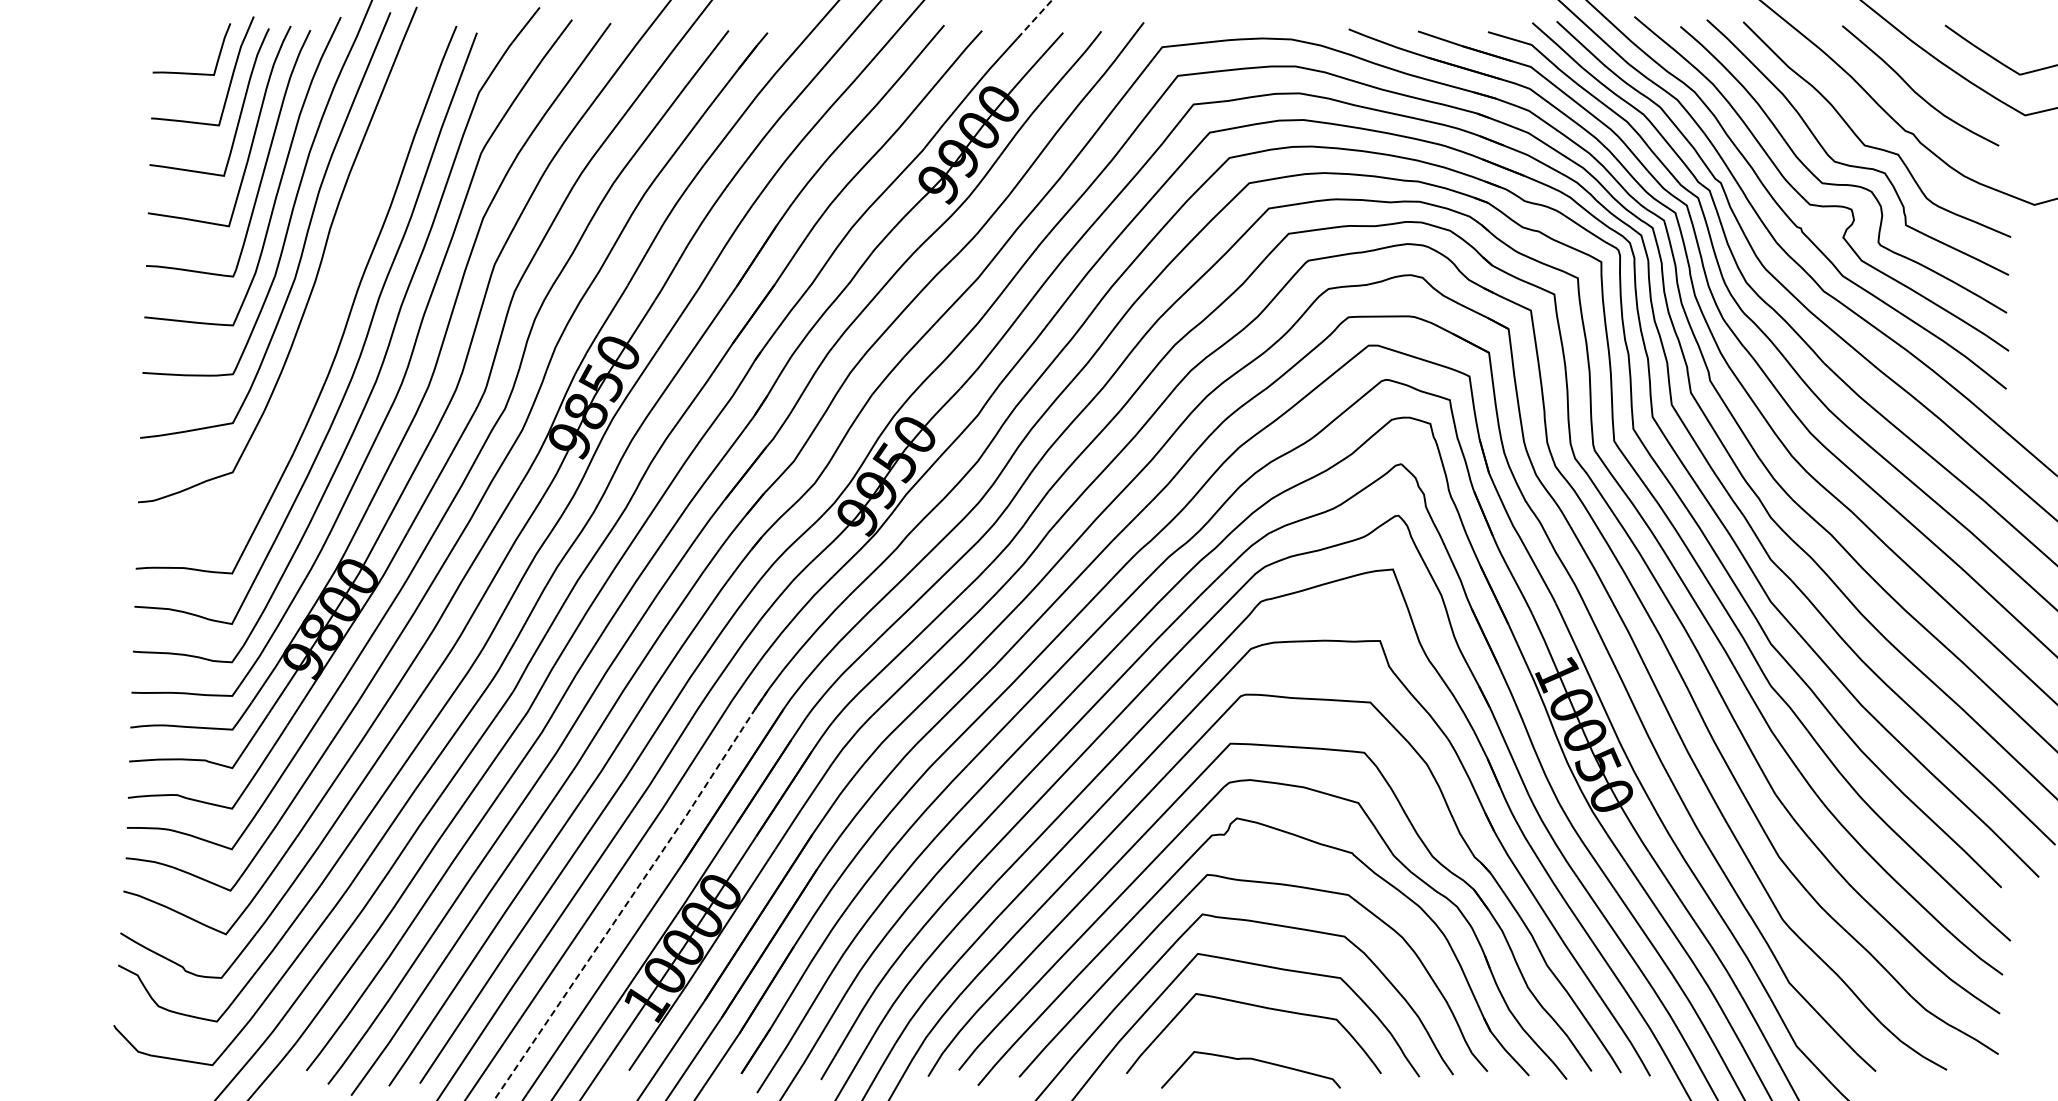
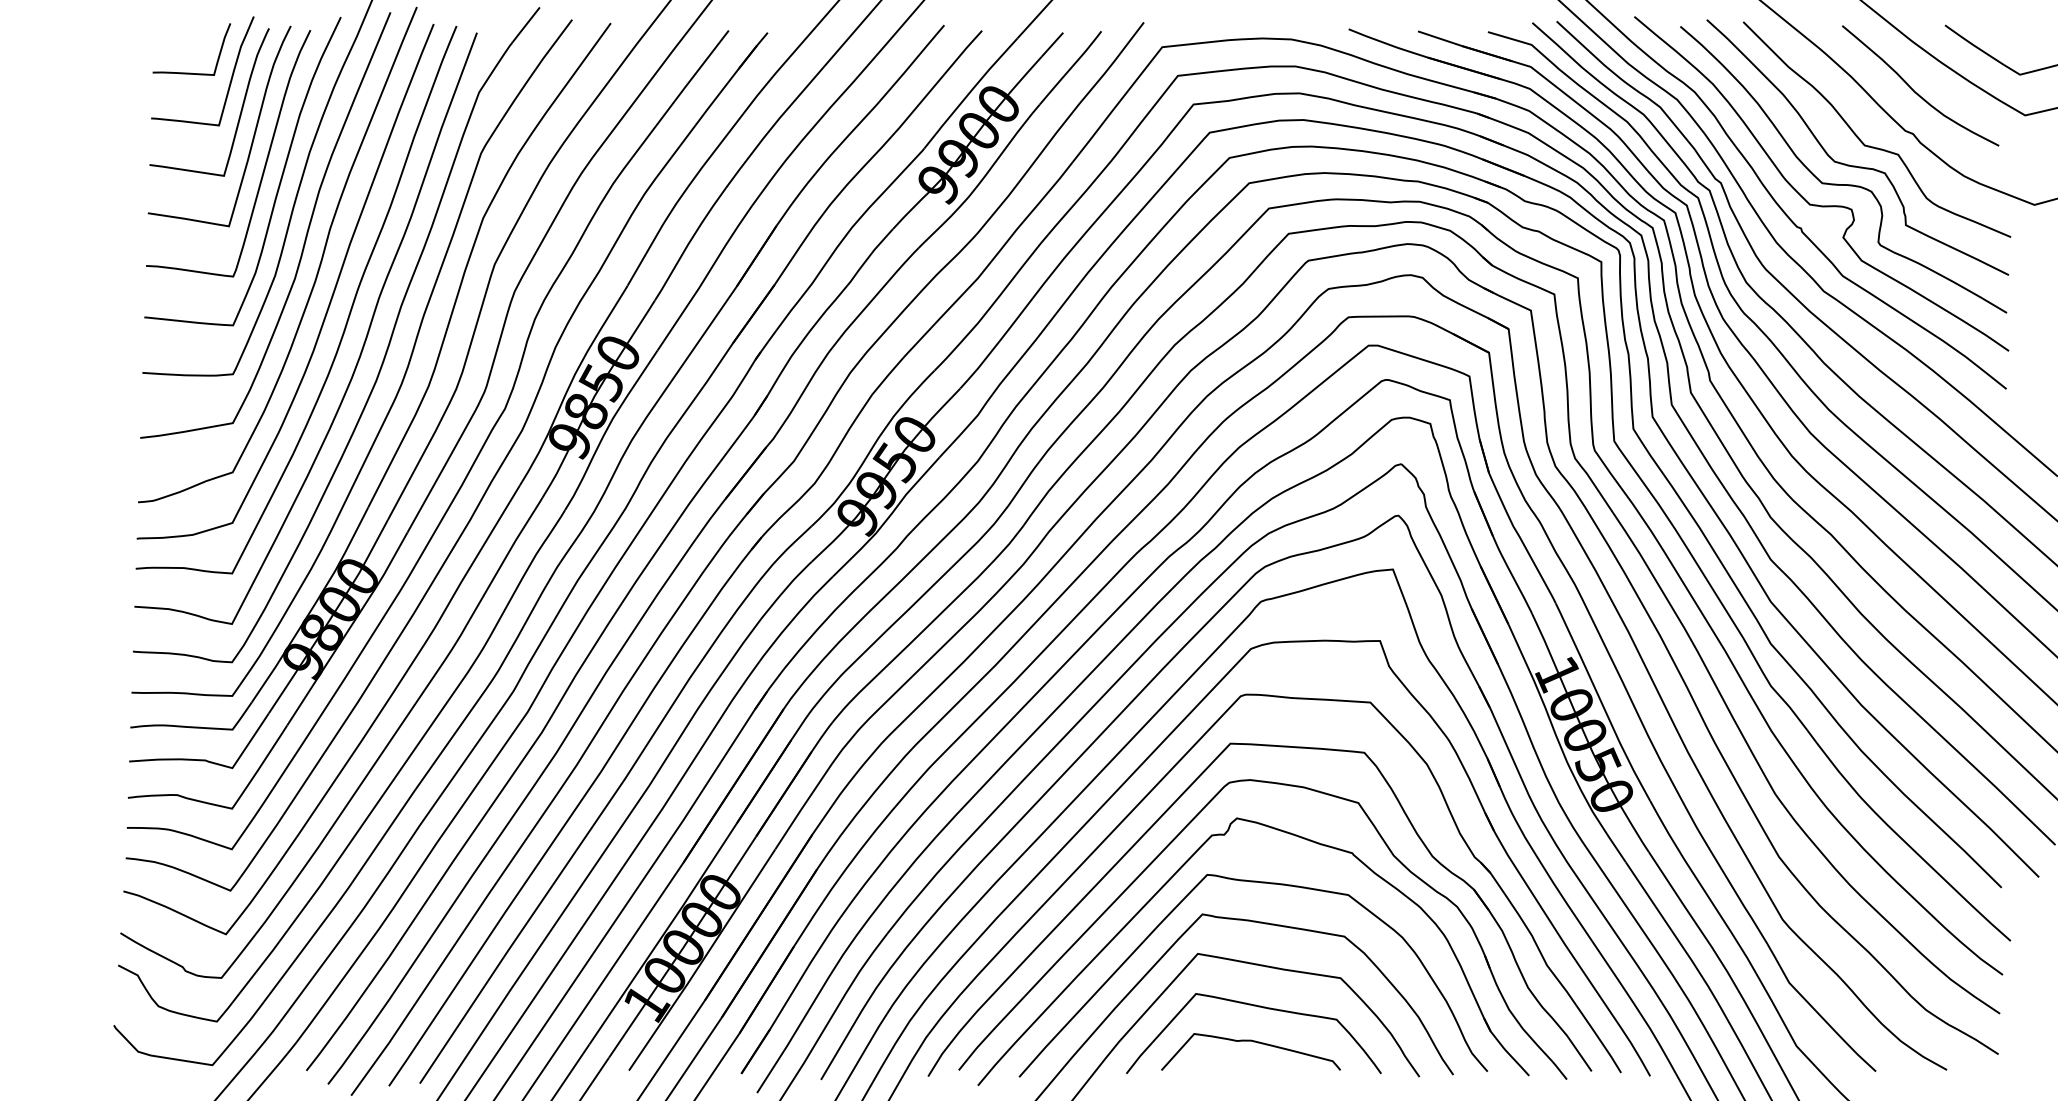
line: dashed -> solid (1034, 19)
curve: none -> present (331, 295)
line: dashed -> solid (632, 895)
curve position: (1253, 1060) -> (1253, 1042) (1253, 1042)
